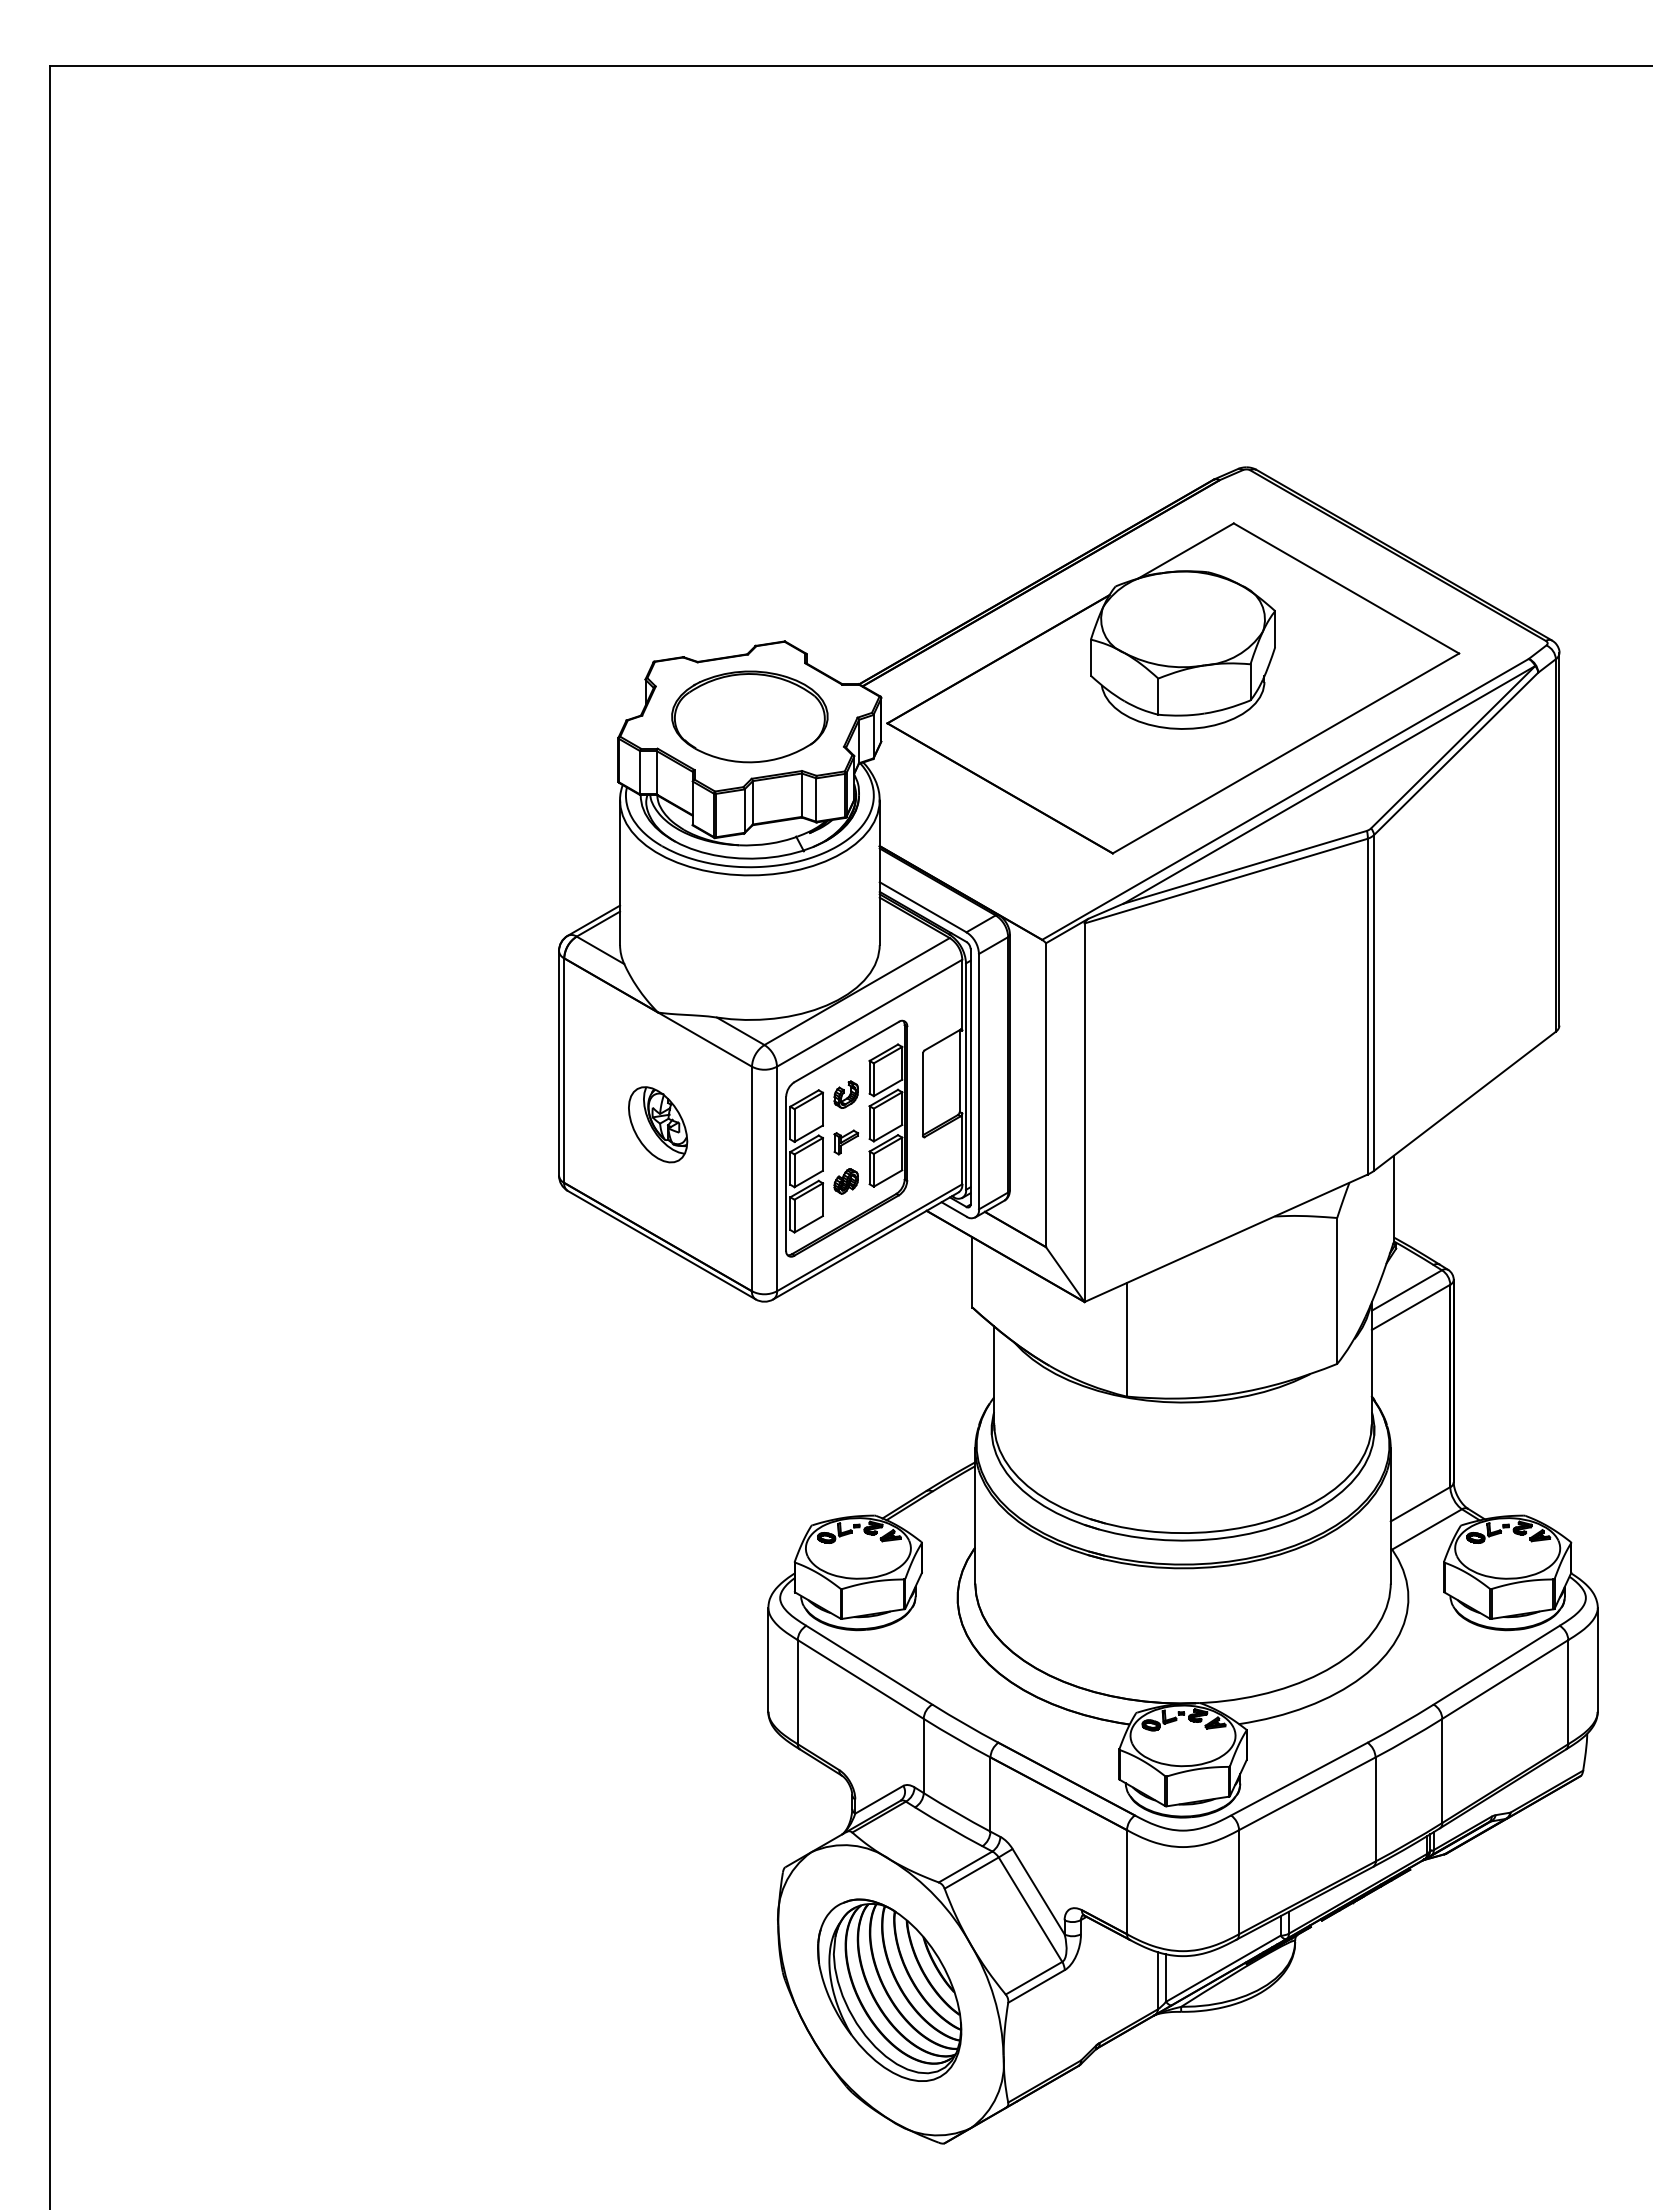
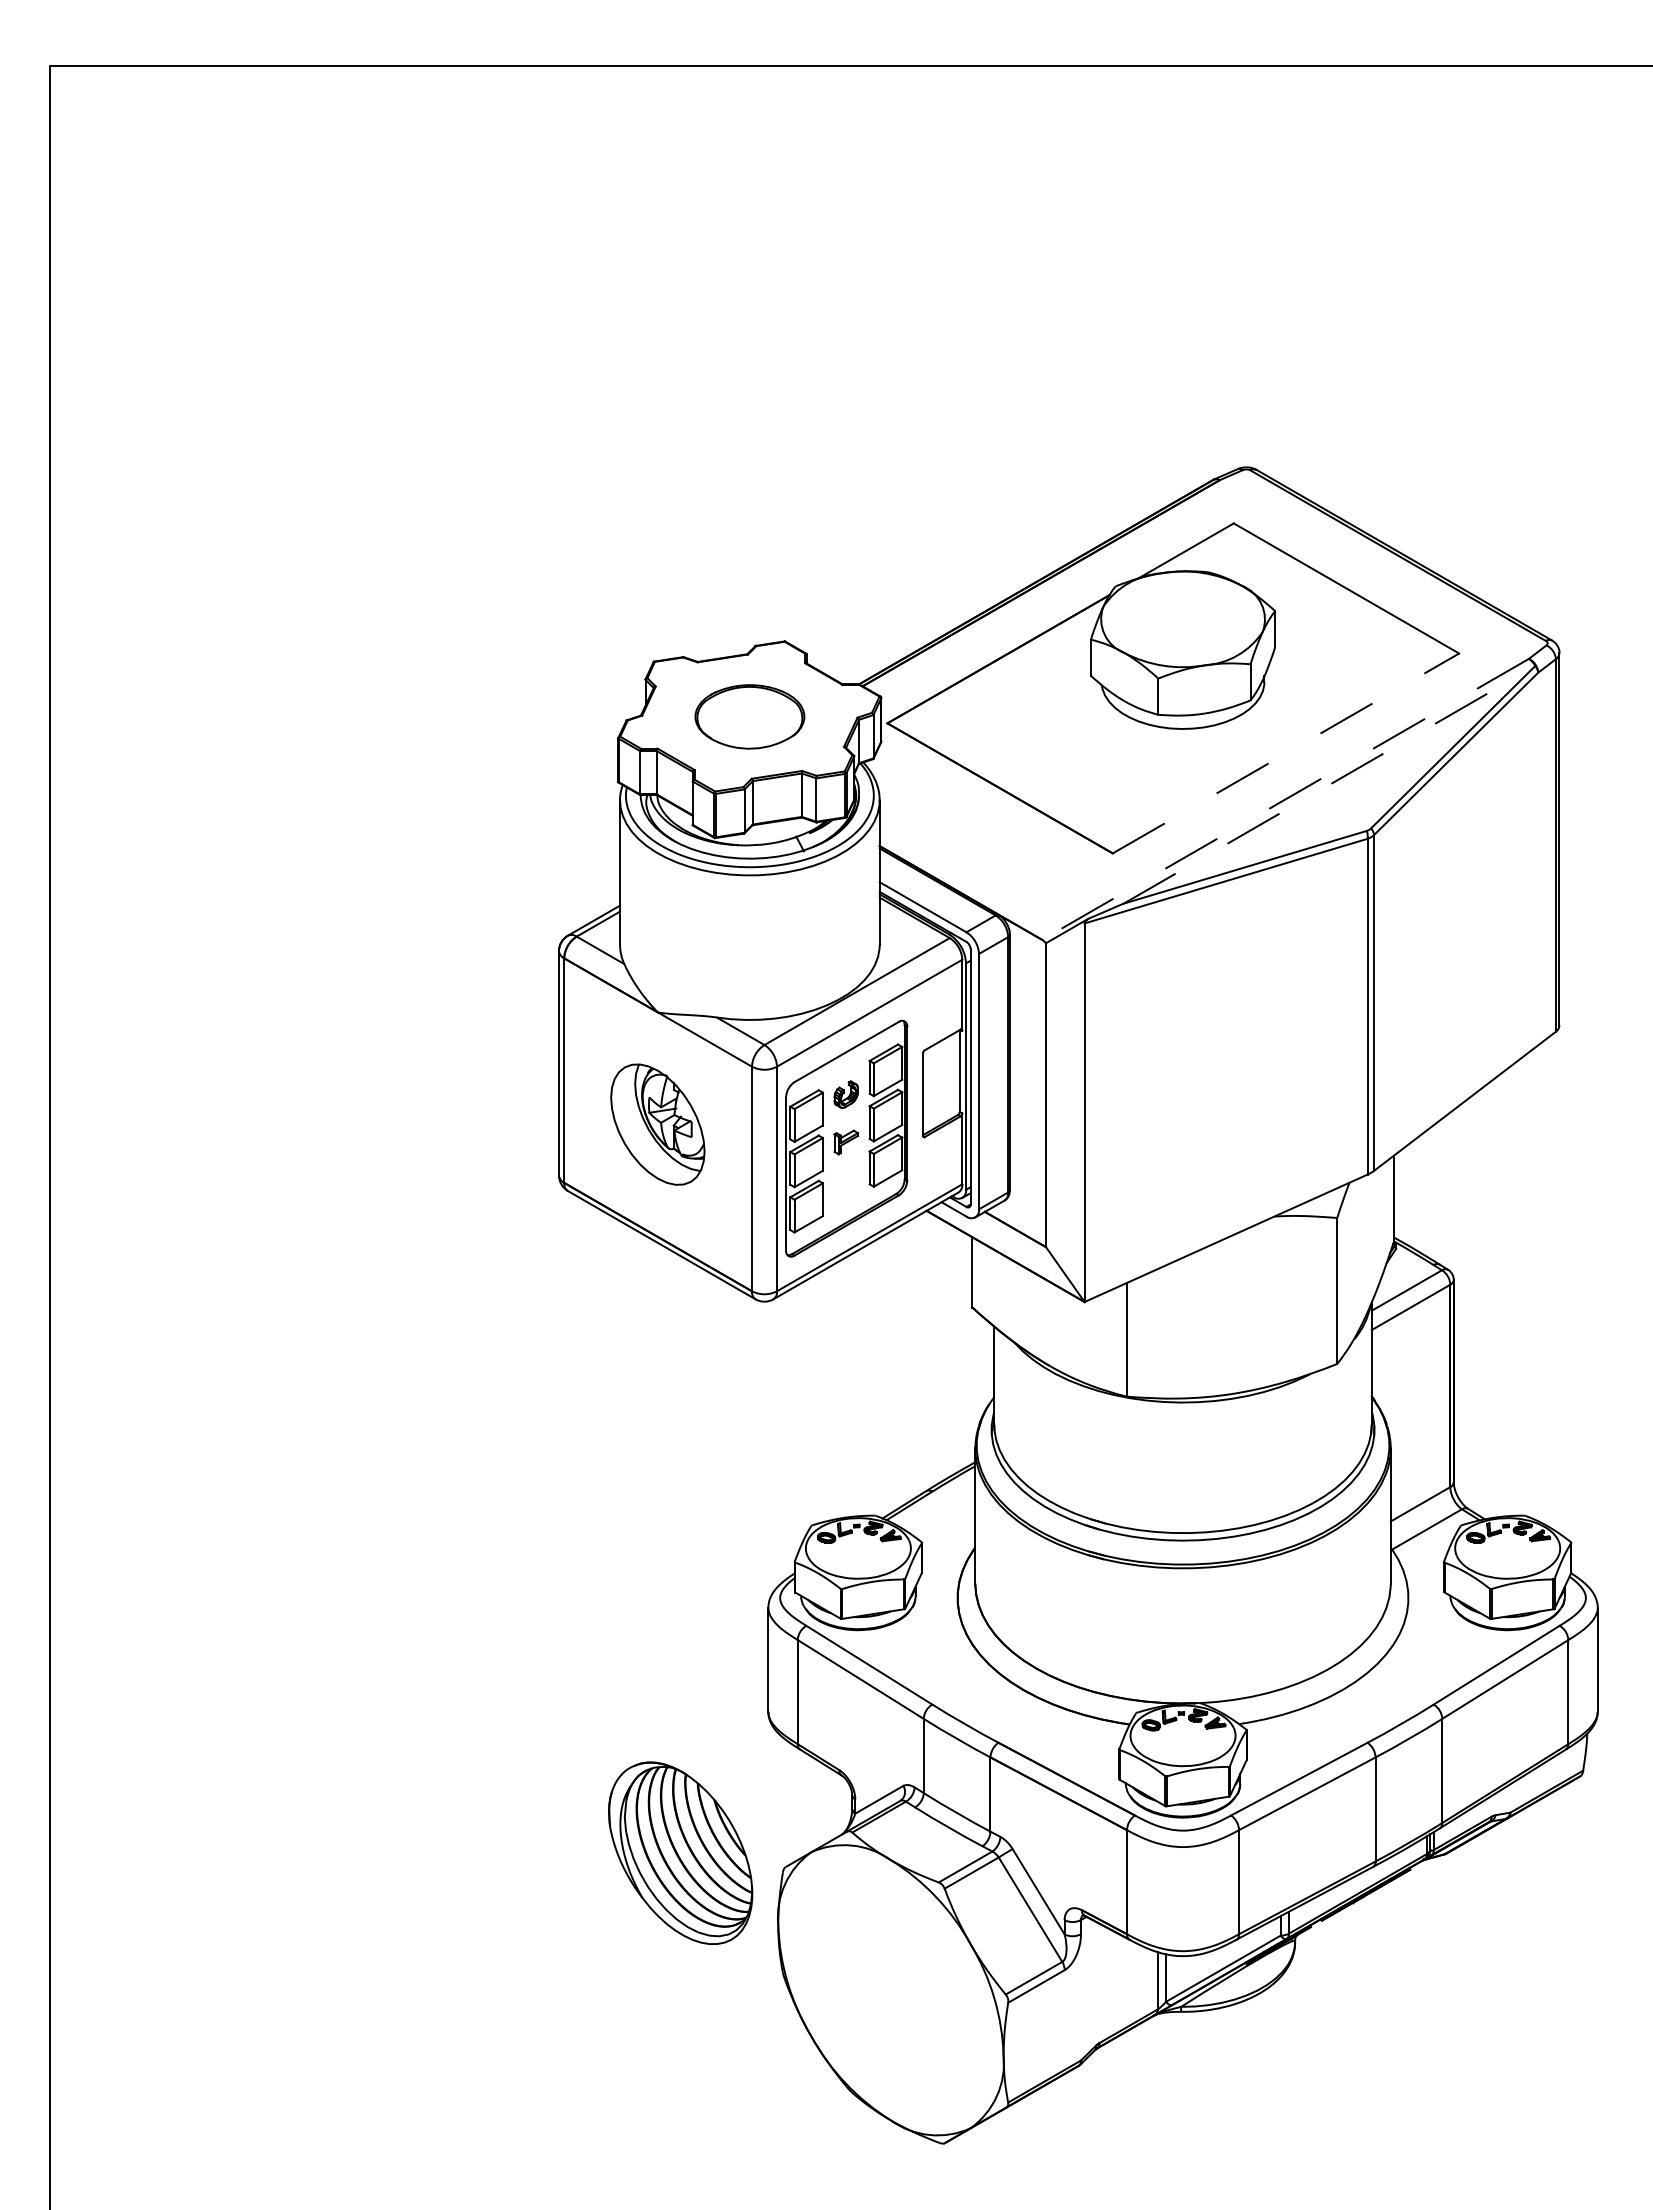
part size: 158x94 px -> 112x66 px (749, 716)
line: solid -> dashed (1285, 753)
line: solid -> dashed (1329, 784)
line: solid -> dashed (1285, 799)
part size: 61x78 px -> 96x123 px (657, 1124)
part: present -> none (845, 1181)
part position: (889, 1989) -> (680, 1852) (680, 1852)
